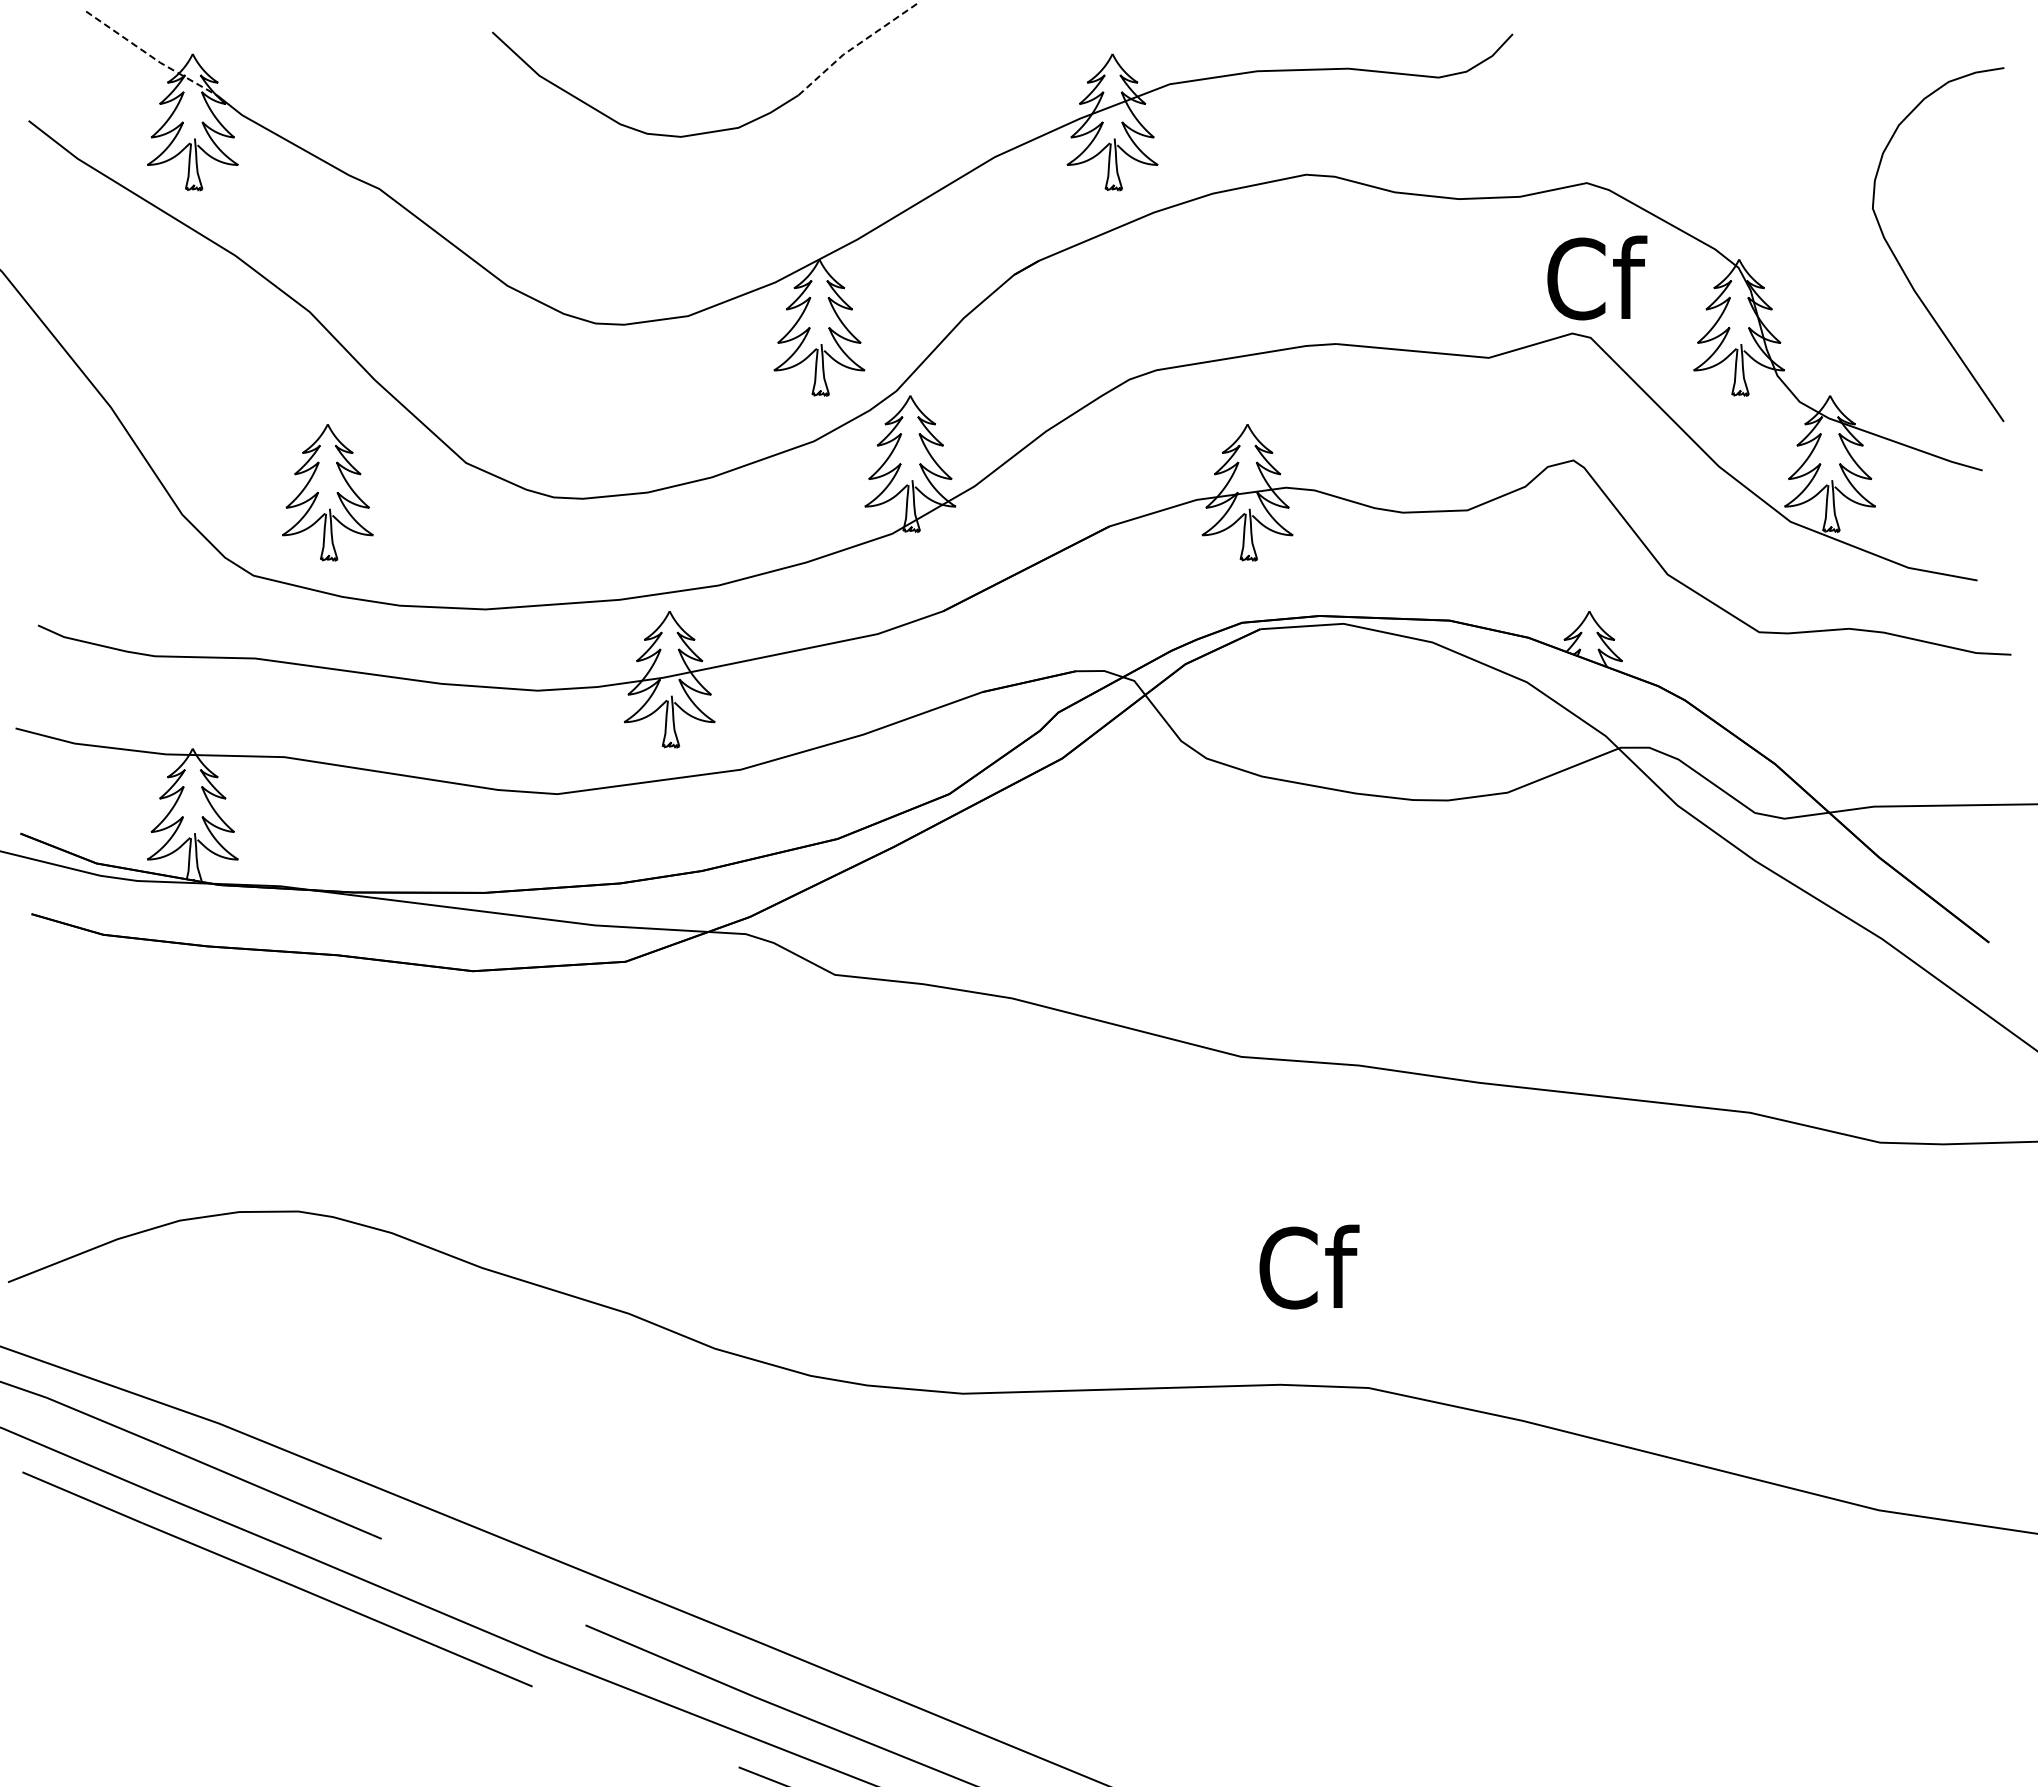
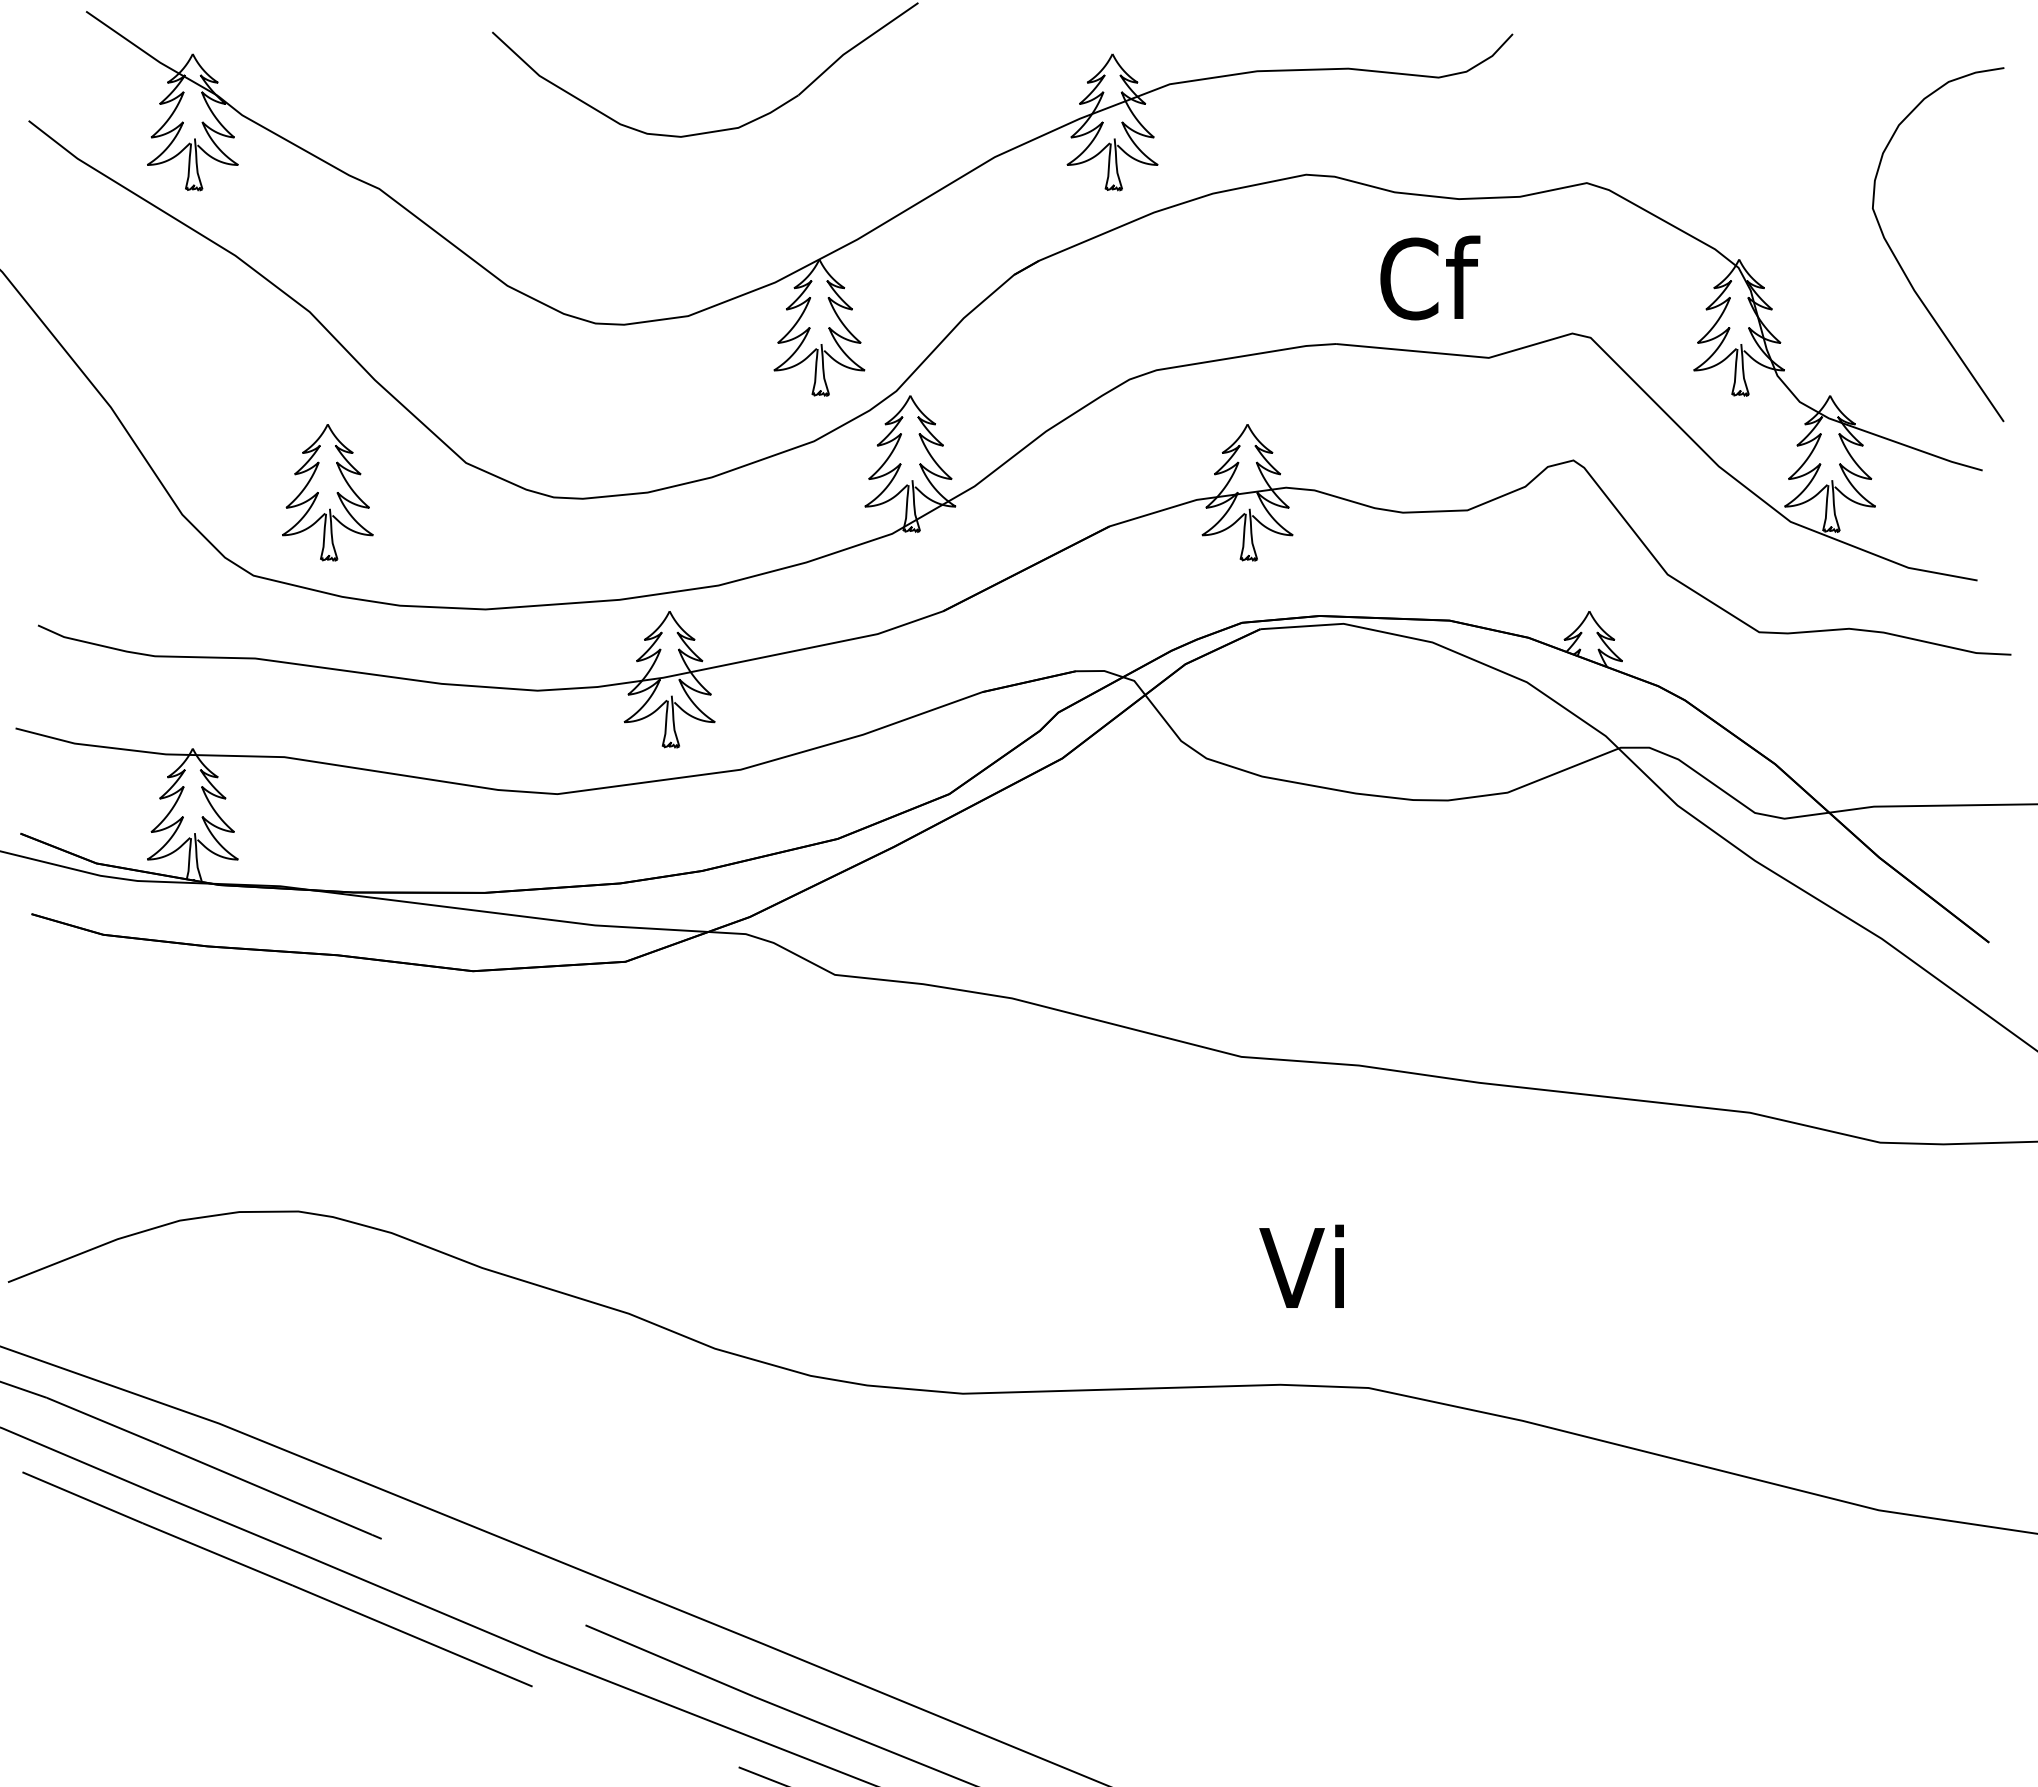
line: dashed -> solid (855, 46)
line: dashed -> solid (151, 56)
text position: (1597, 277) -> (1430, 277) (1430, 277)
text: Cf -> Vi (1309, 1266)
